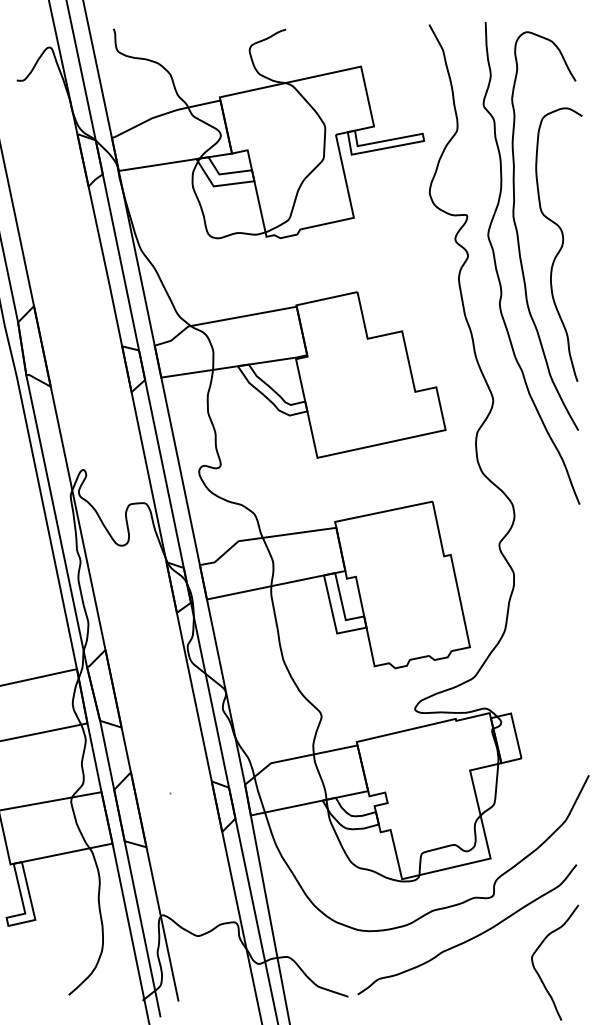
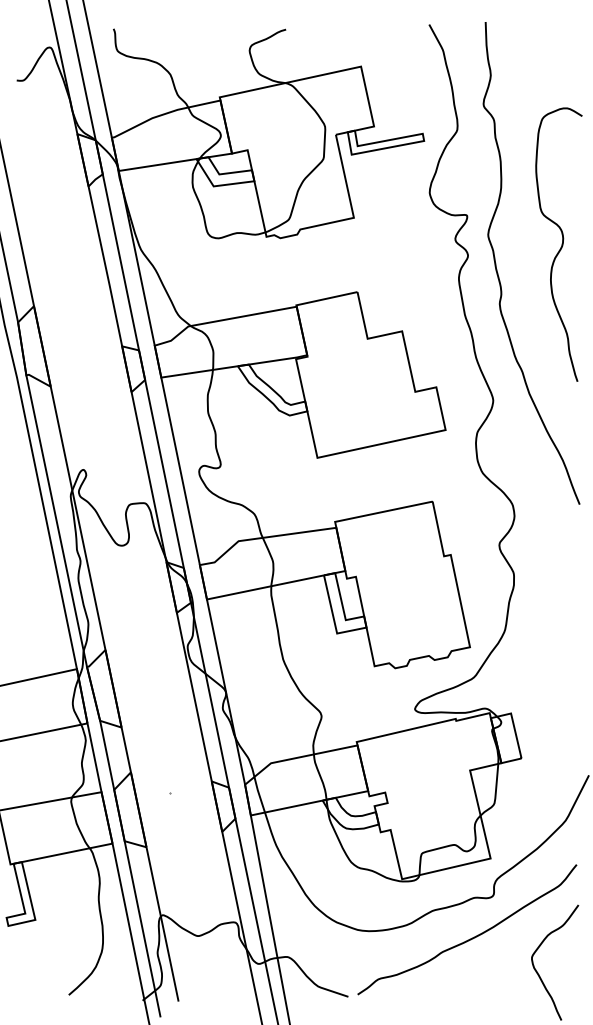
curve: present -> none (518, 233)
